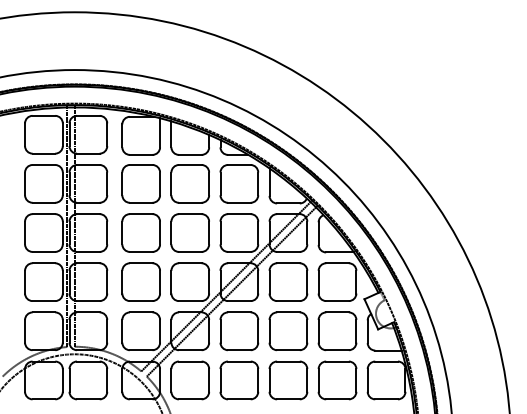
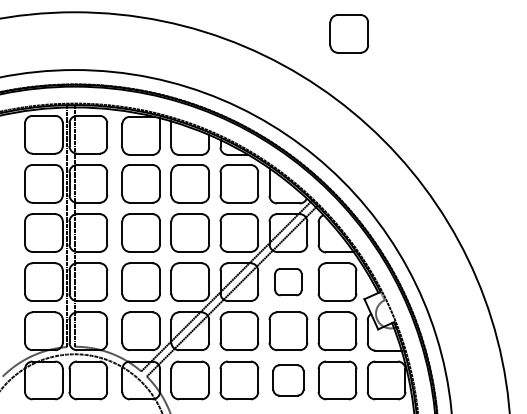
part: none -> present (348, 33)
part size: 41x40 px -> 29x29 px (288, 282)
part size: 41x41 px -> 33x33 px (288, 380)
